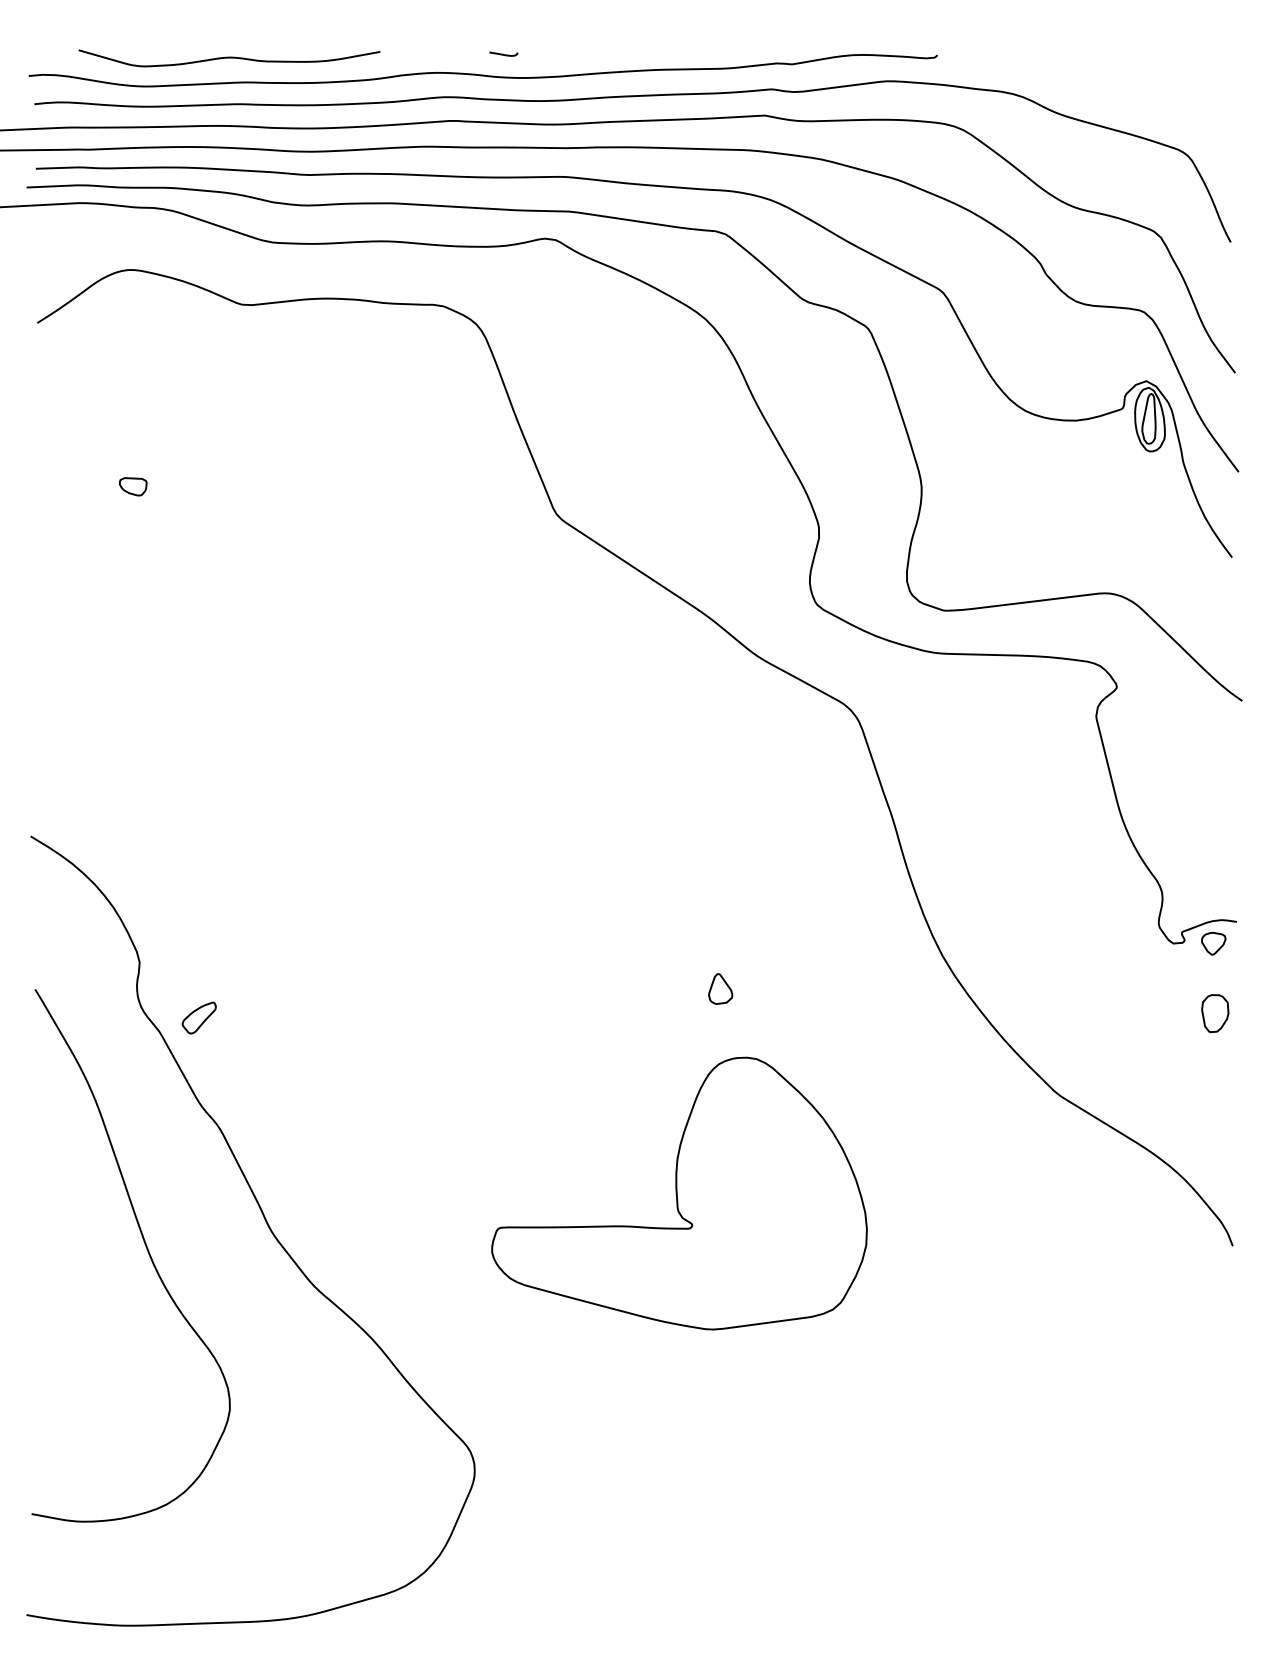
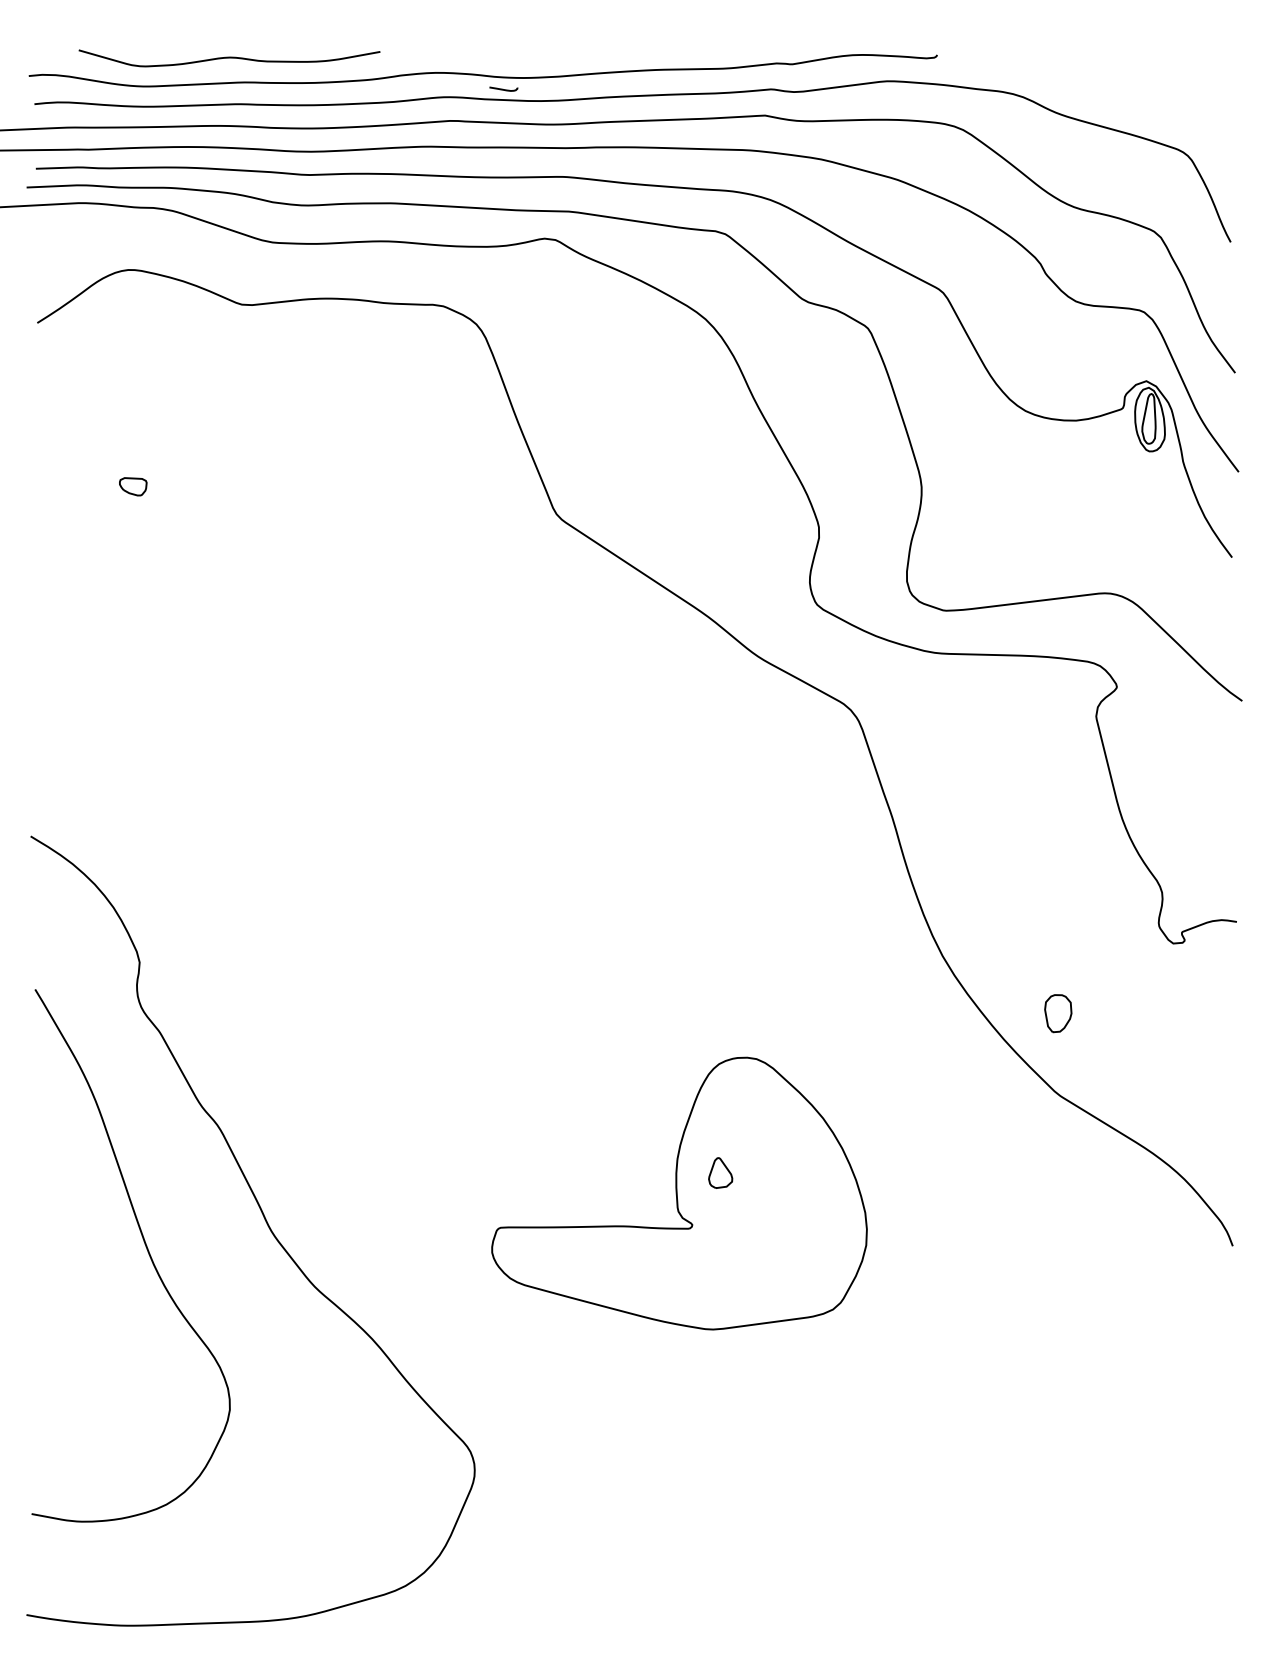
curve position: (502, 53) -> (502, 88) (502, 88)
part: present -> none (1213, 943)
part position: (720, 988) -> (720, 1172) (720, 1172)
part position: (1215, 1013) -> (1058, 1013) (1058, 1013)
part: present -> none (198, 1017)
